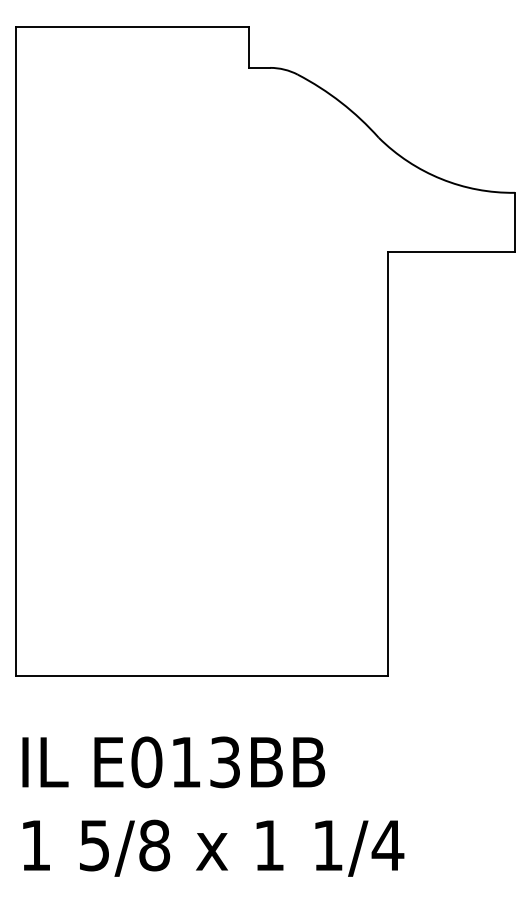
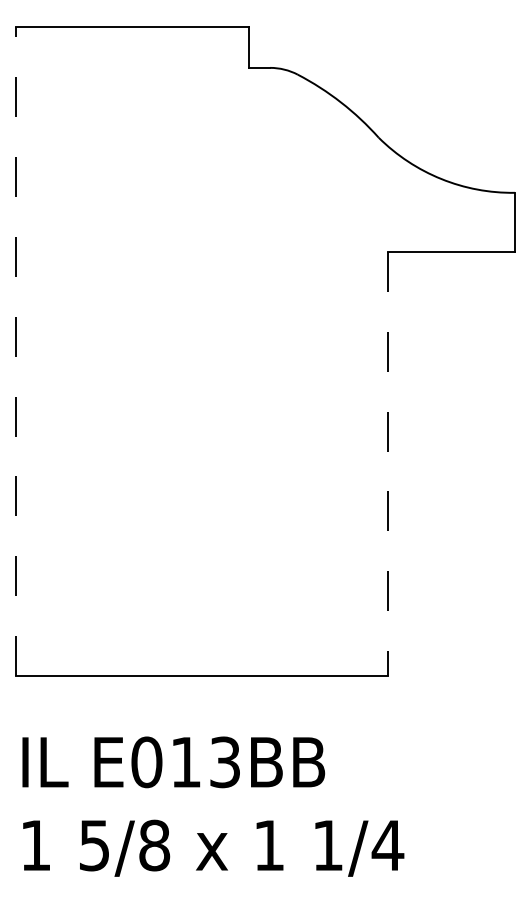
line: solid -> dashed (15, 351)
line: solid -> dashed (387, 464)
